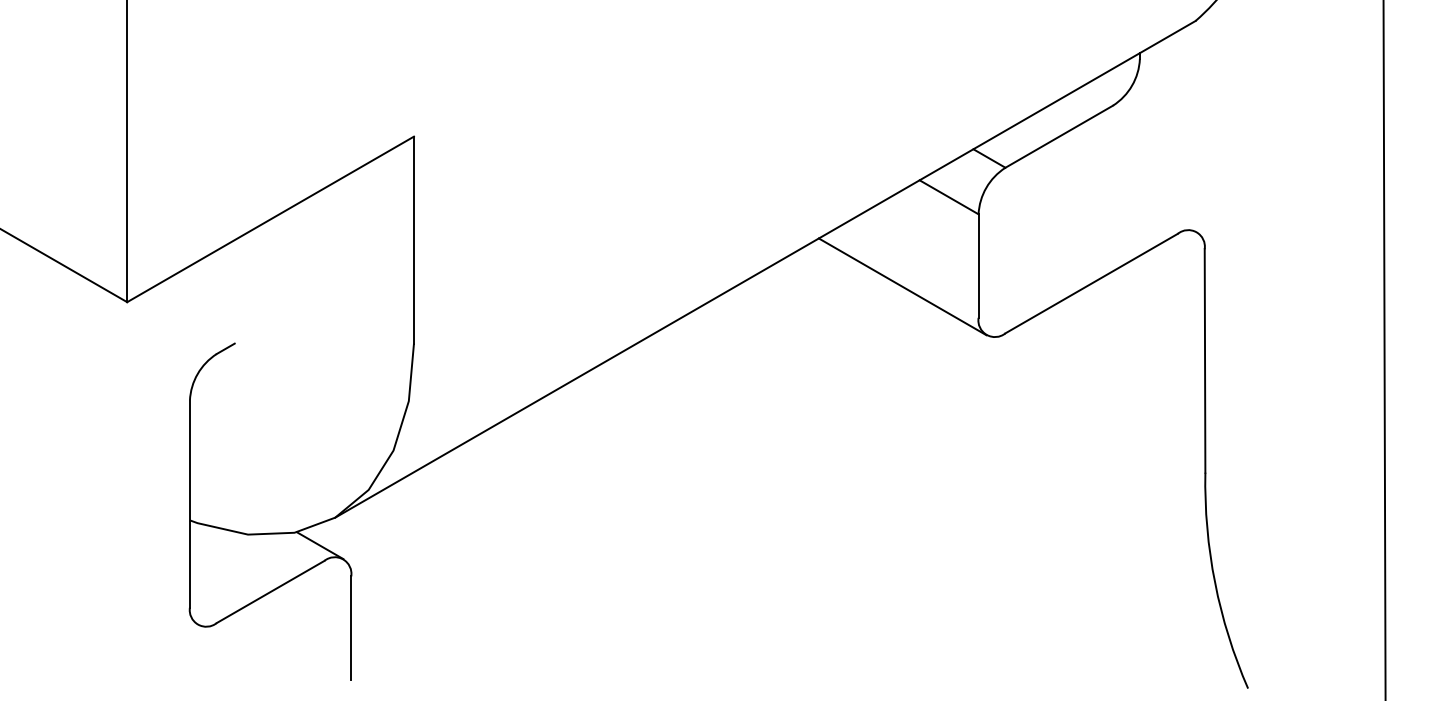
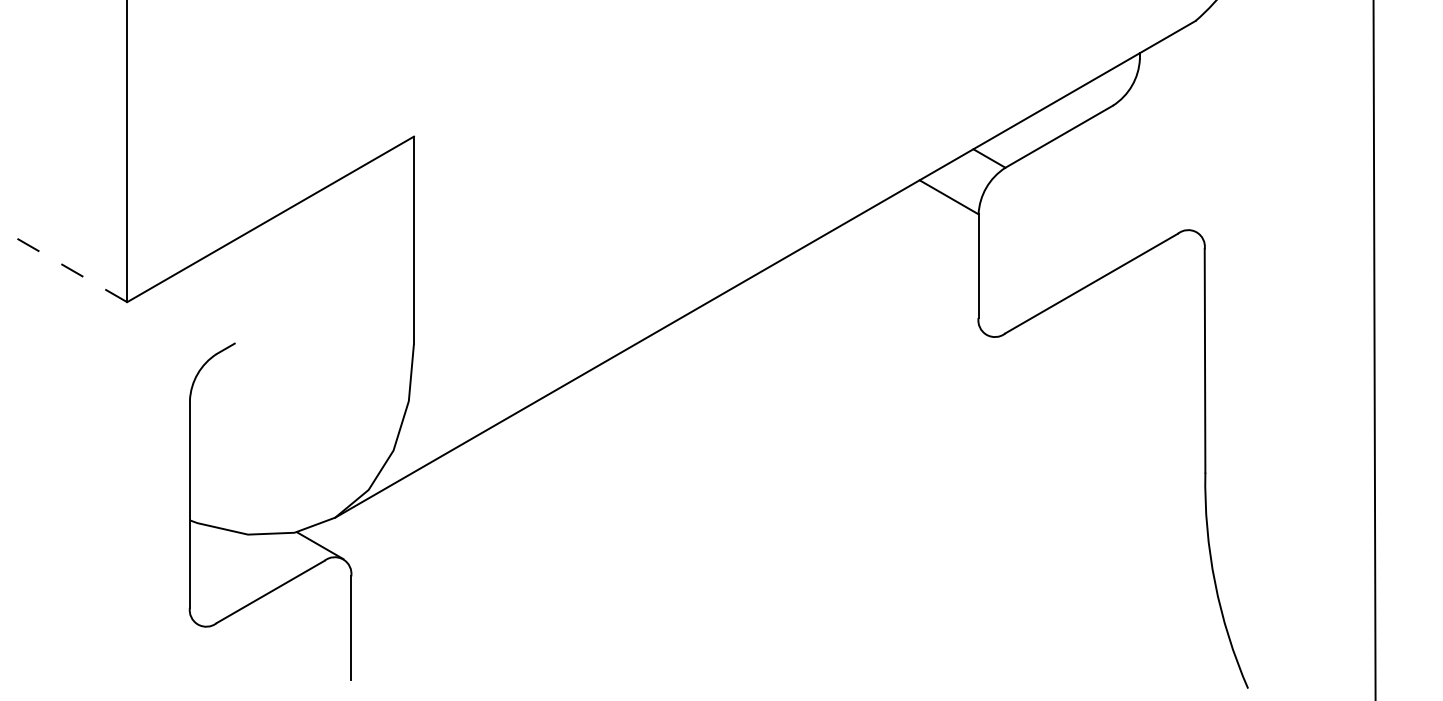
line: solid -> dashed (64, 265)
line: present -> none (902, 286)
line position: (1384, 349) -> (1374, 349) (1374, 349)
